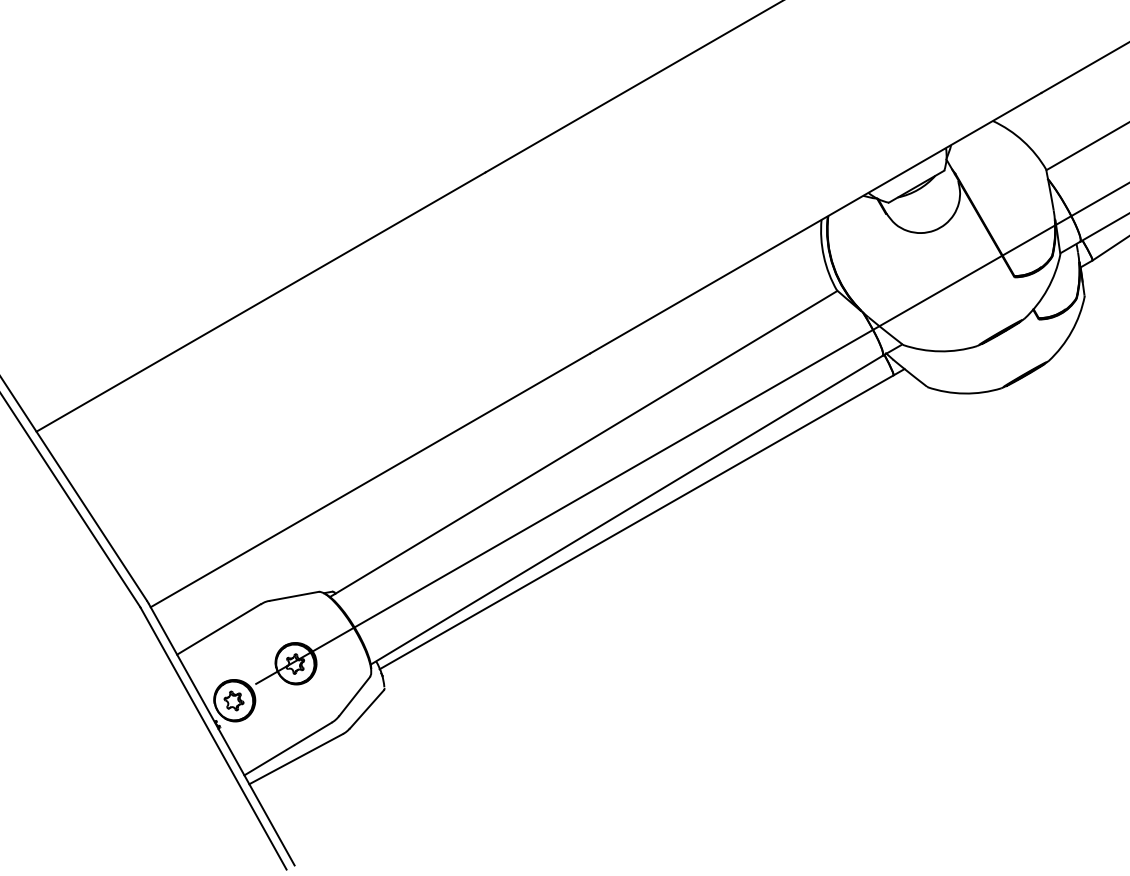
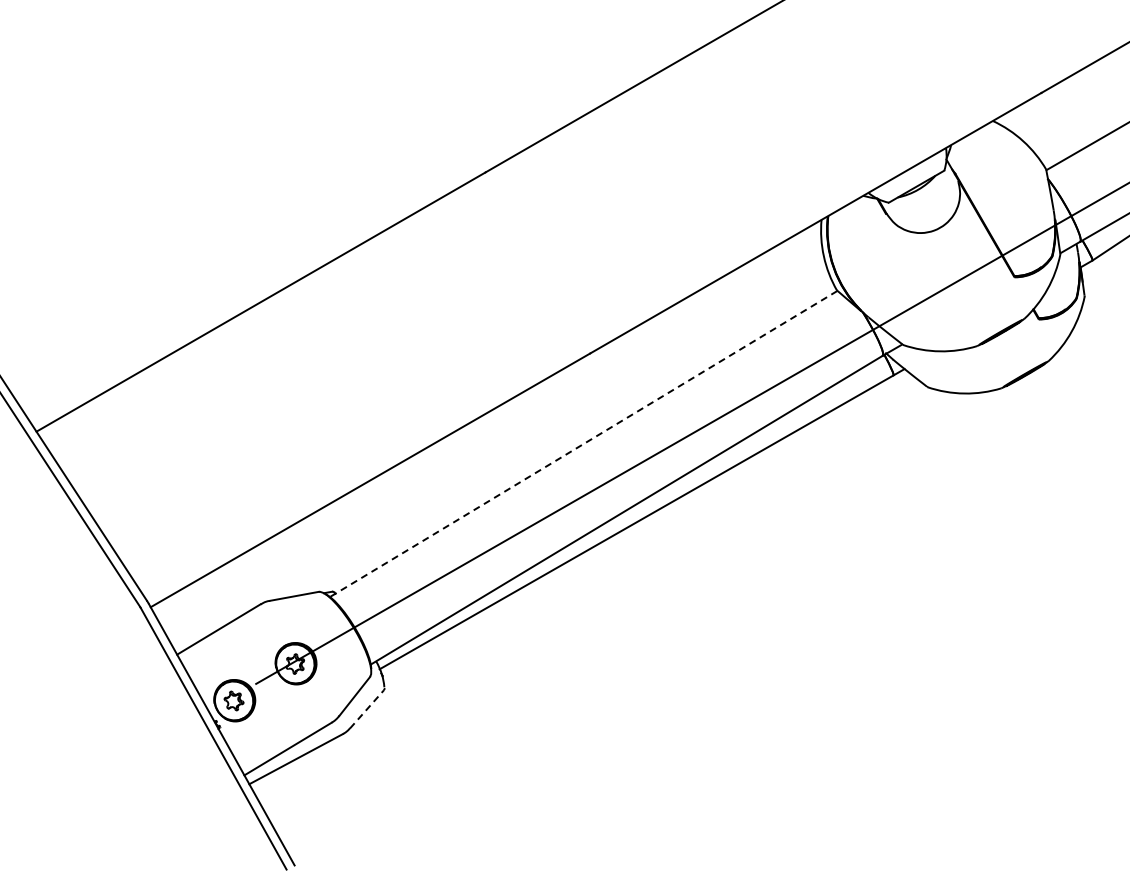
line: solid -> dashed (583, 444)
line: solid -> dashed (366, 709)
